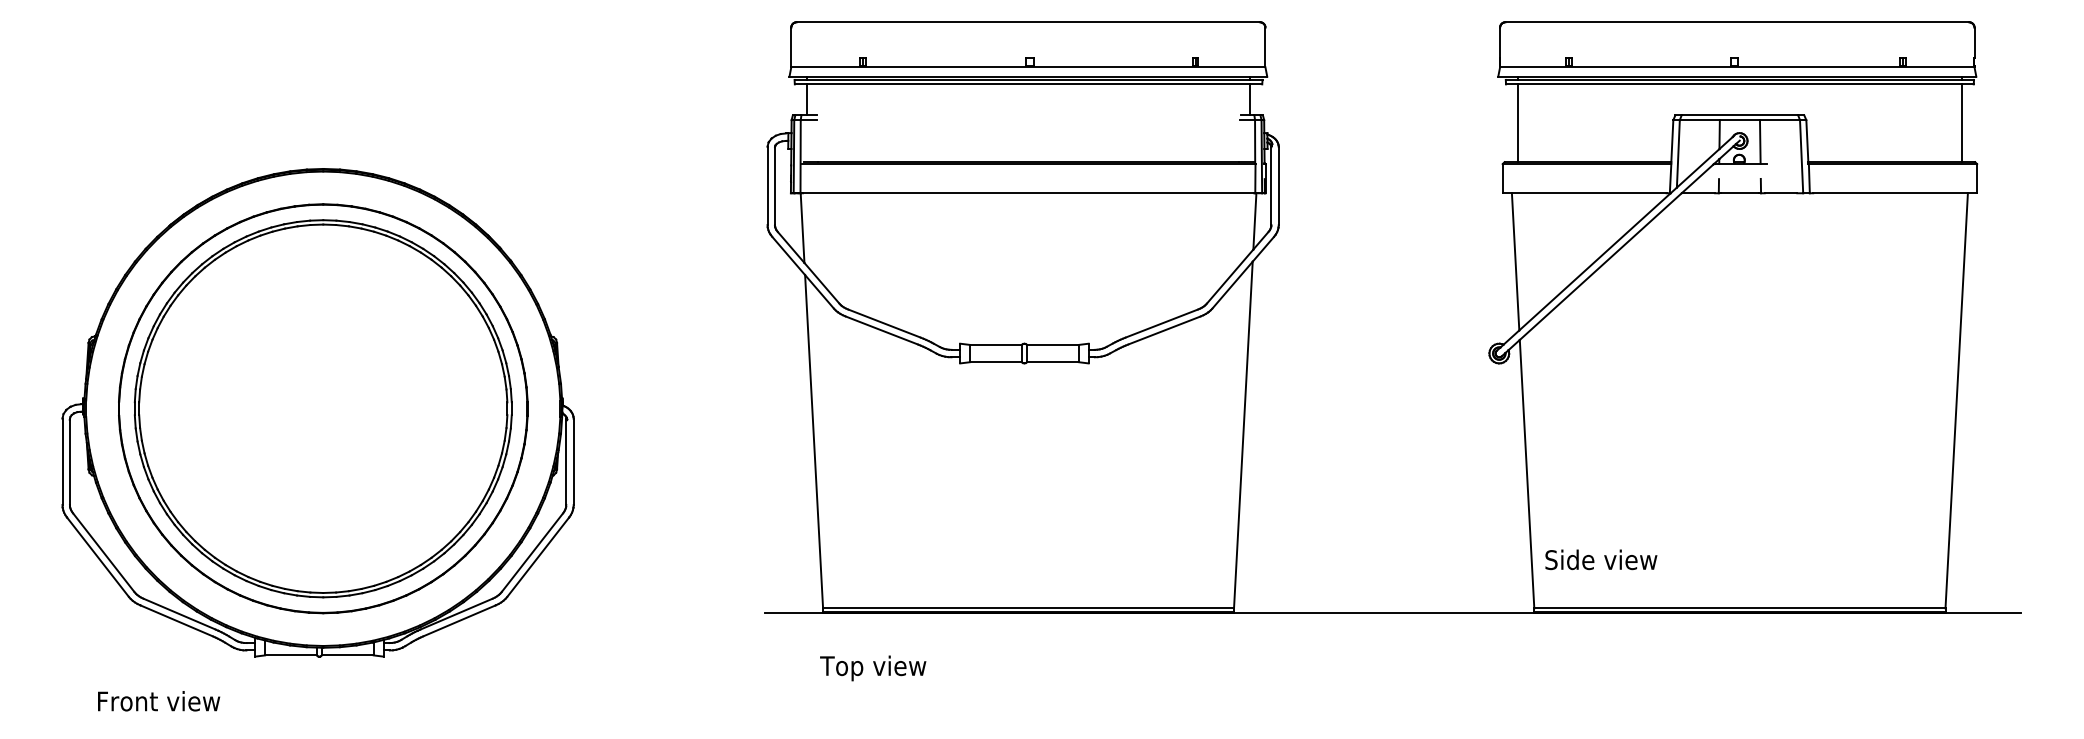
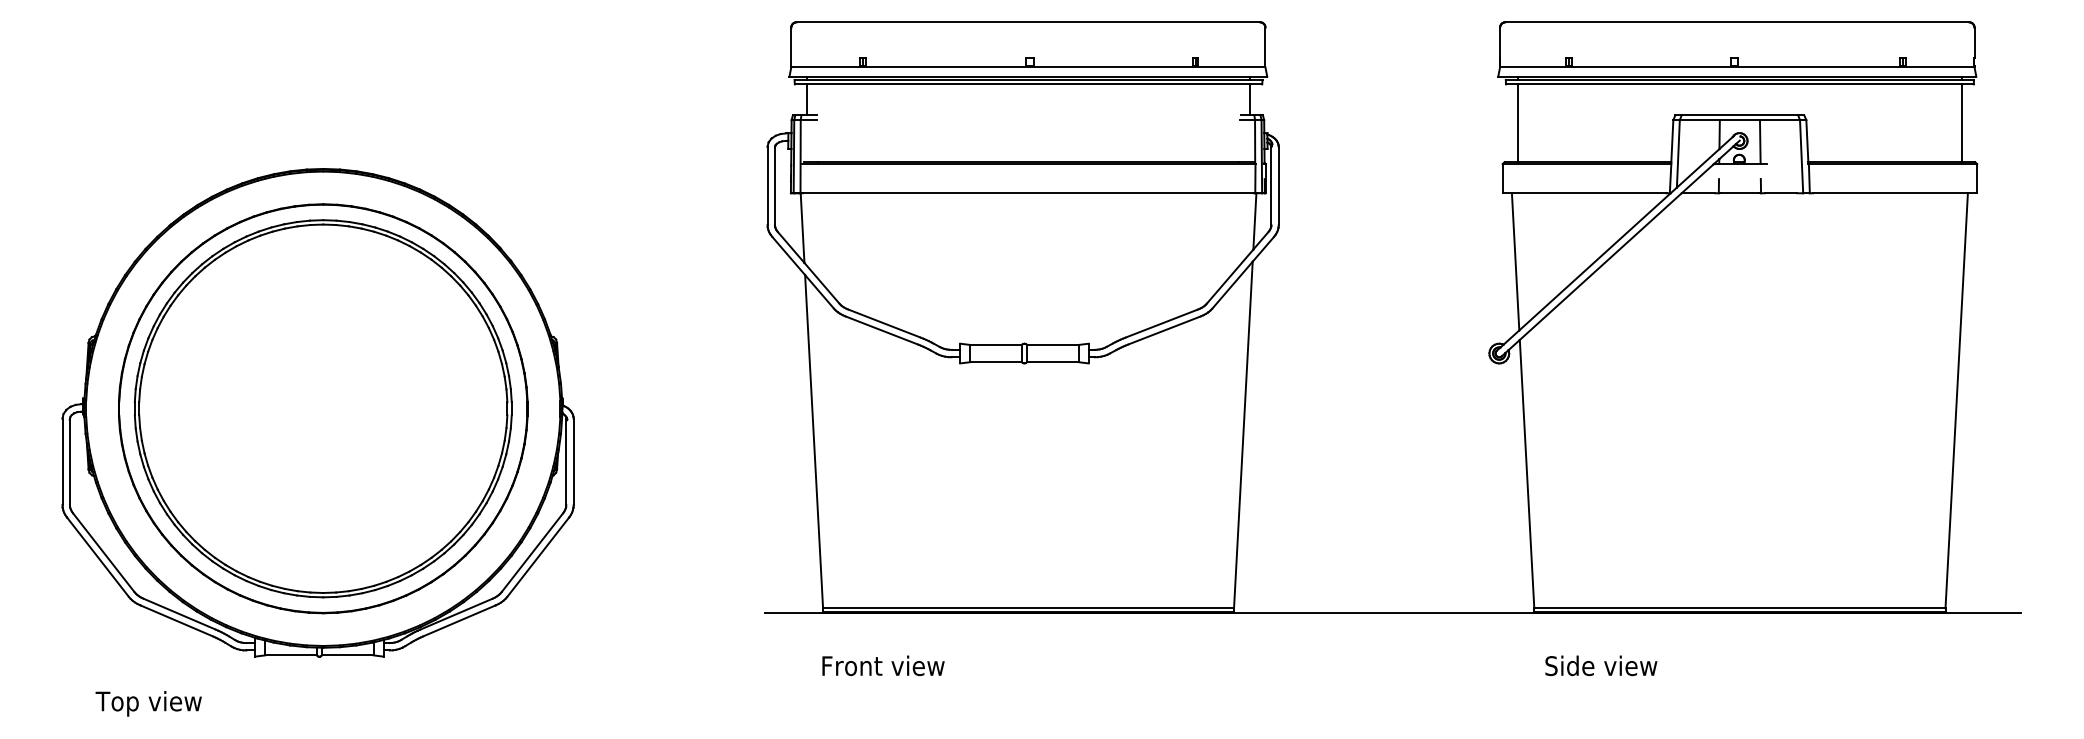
text position: (1601, 559) -> (1601, 665) (1601, 665)
text: Top view -> Front view (882, 668)
text: Front view -> Top view (157, 703)
